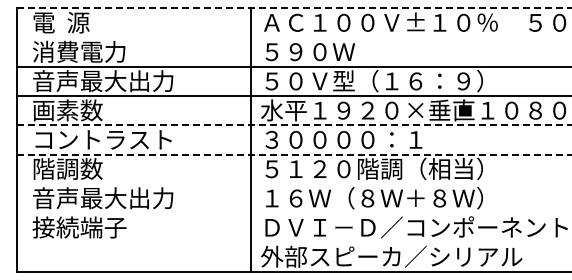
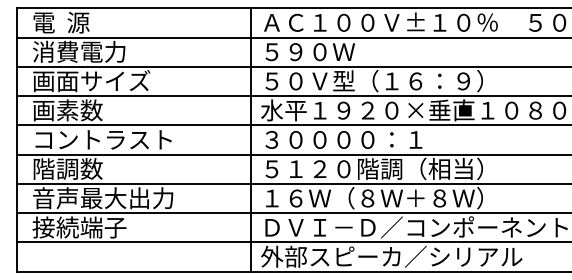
line: dashed -> solid (294, 8)
line: none -> present (292, 37)
text: 音声最大出力 -> 画面サイズ (103, 81)
line: dashed -> solid (294, 125)
line: dashed -> solid (294, 154)
line: none -> present (292, 183)
line: none -> present (292, 213)
line: none -> present (292, 242)
